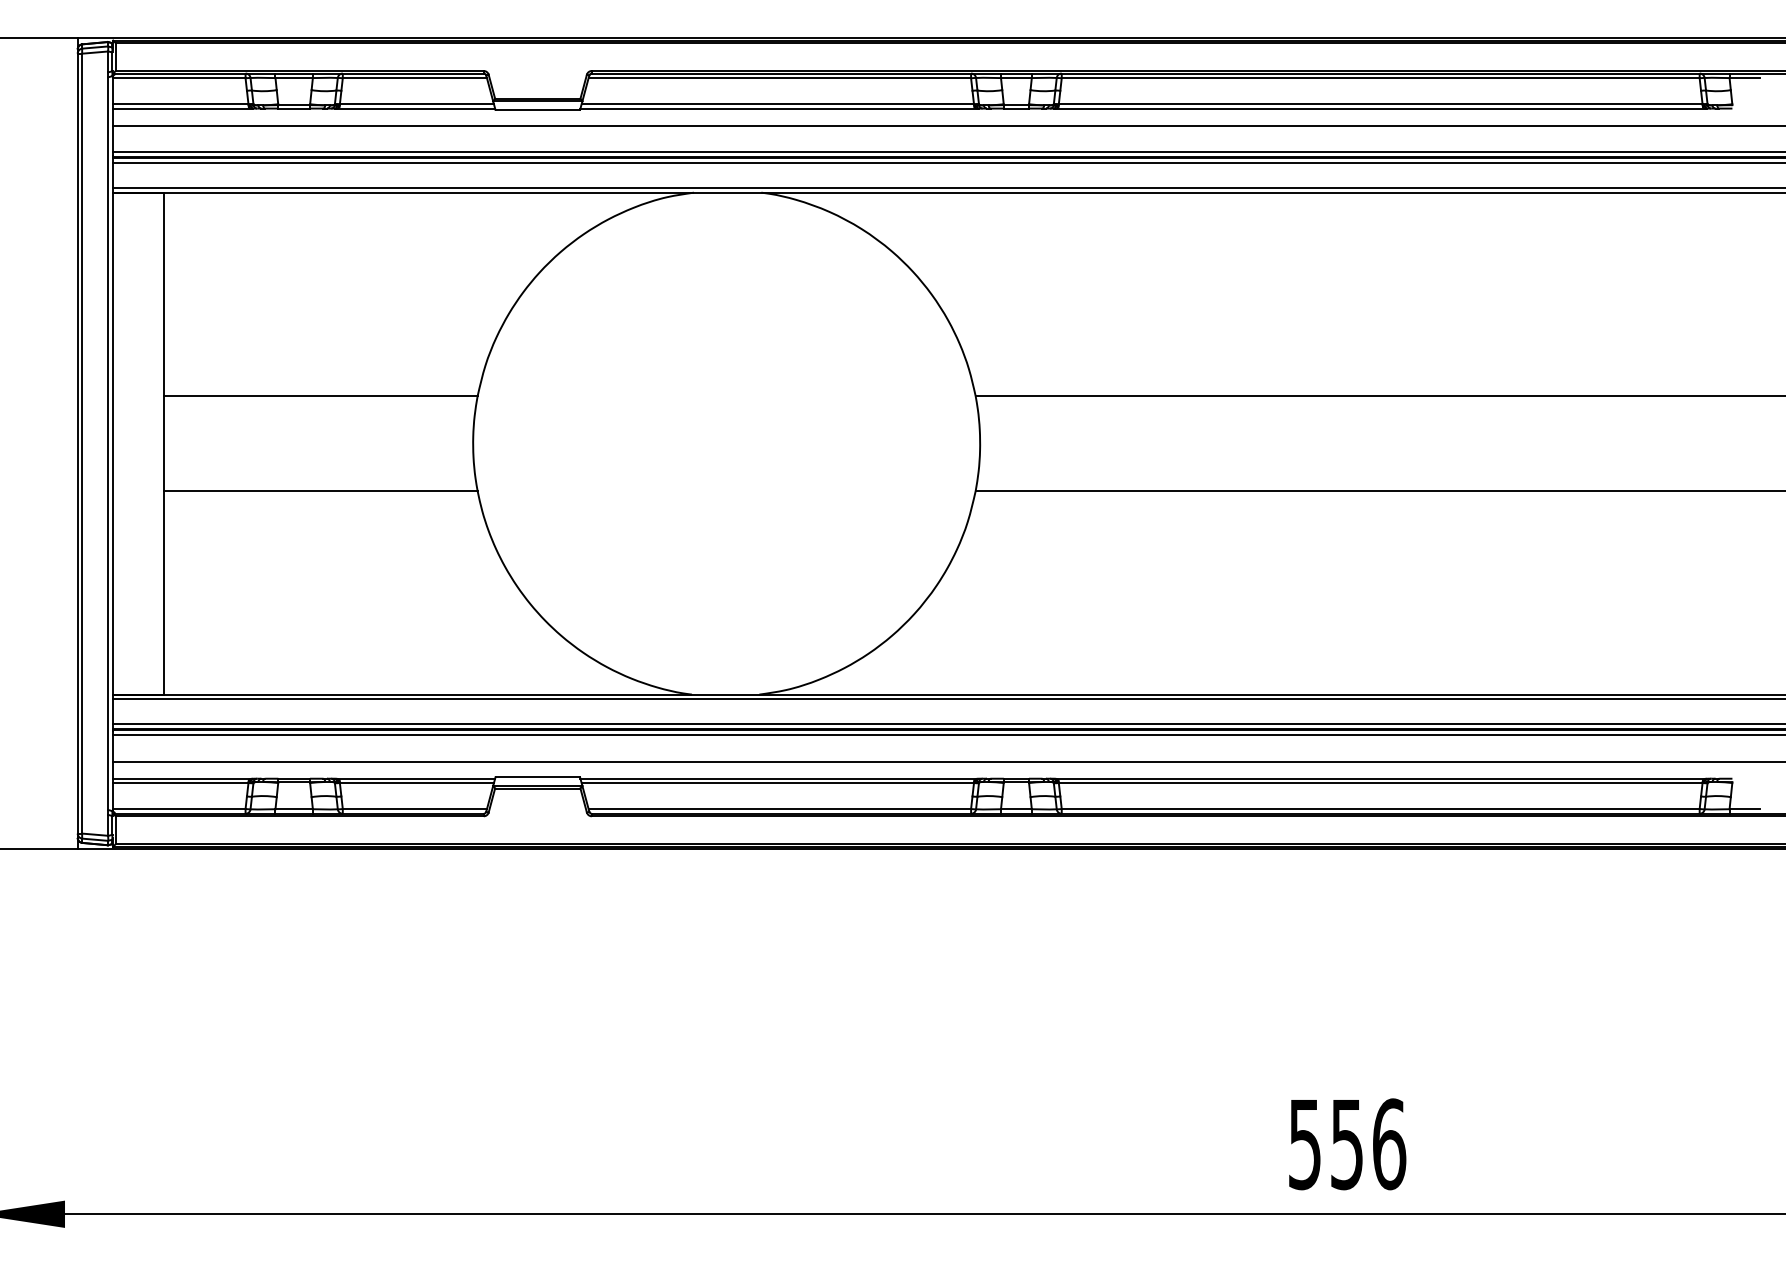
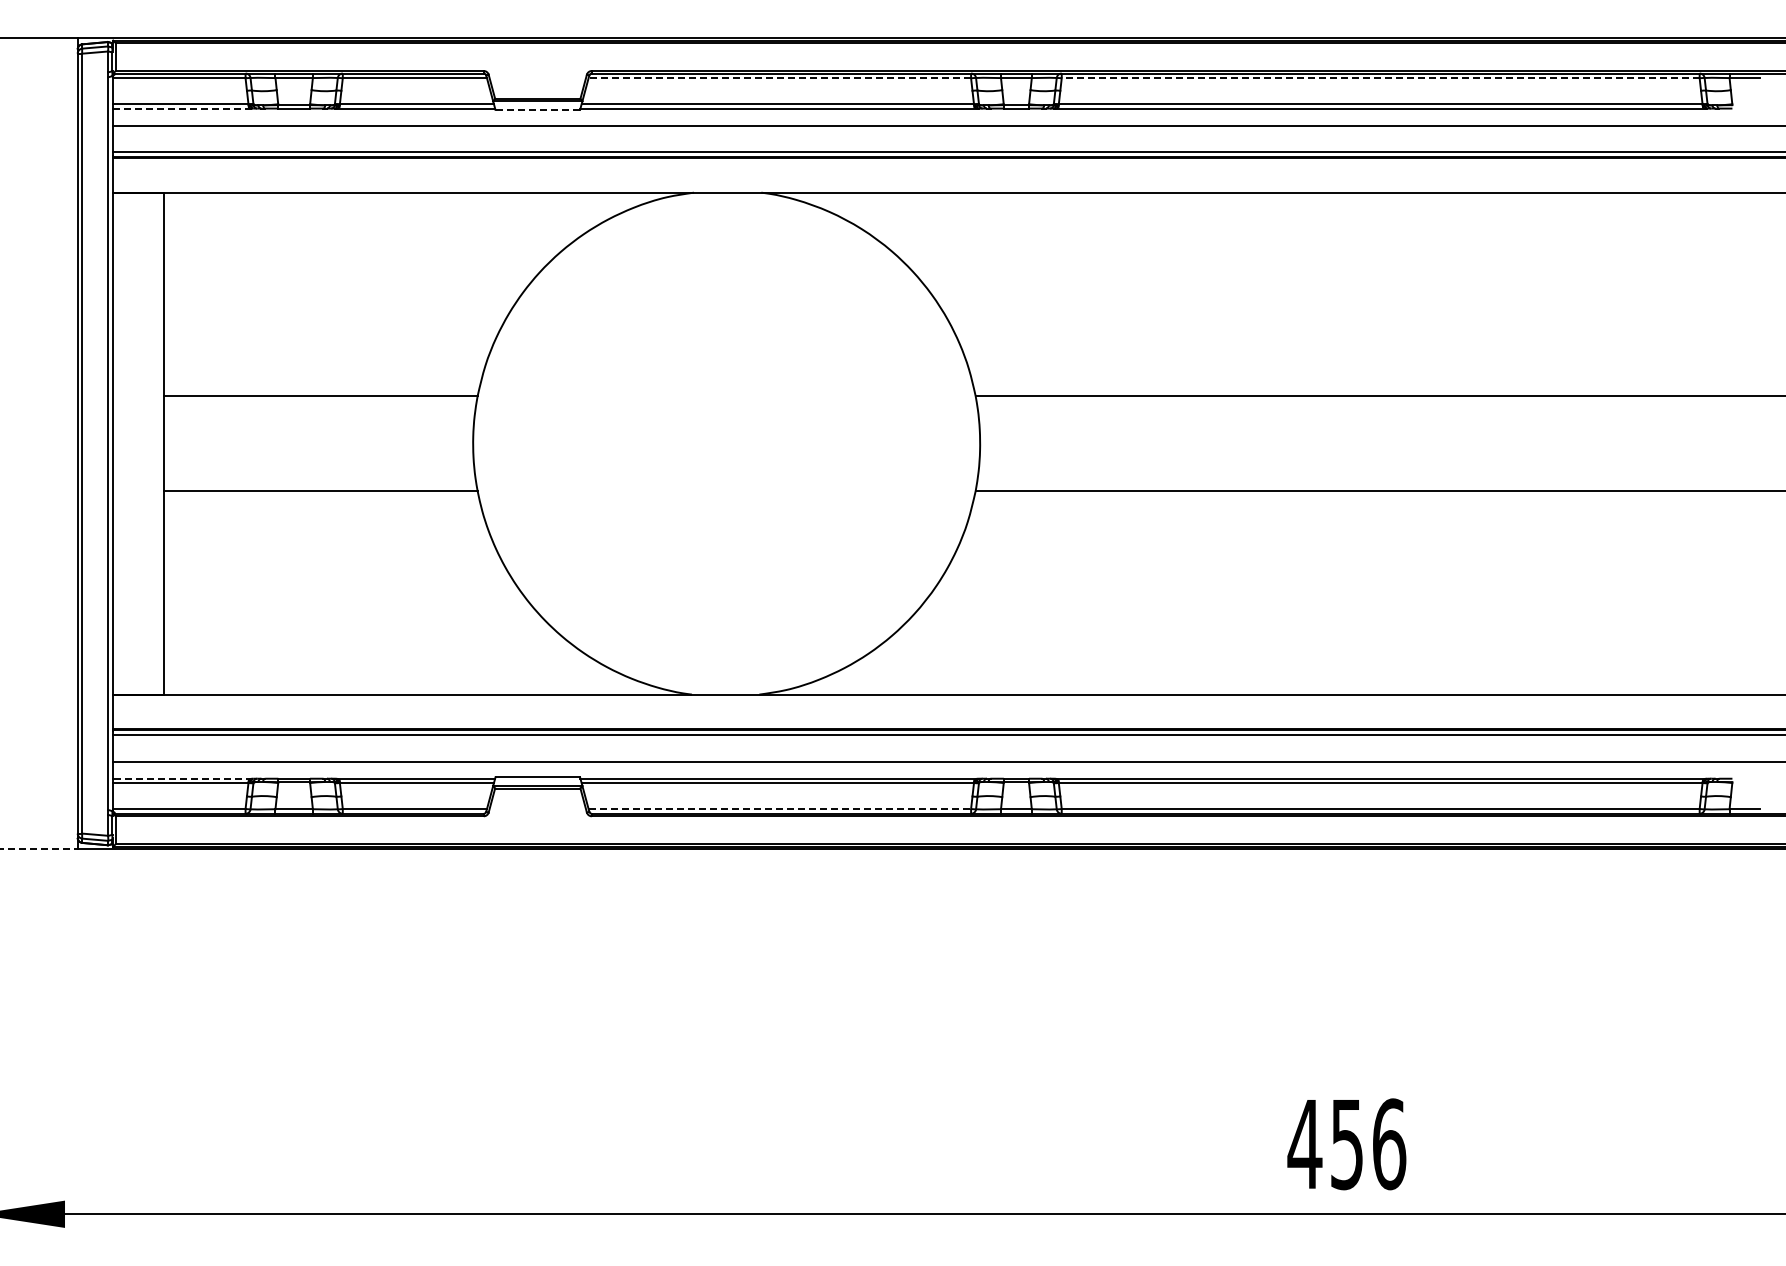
line: solid -> dashed (779, 78)
line: solid -> dashed (1380, 78)
line: solid -> dashed (183, 108)
line: solid -> dashed (537, 109)
line: present -> none (947, 163)
line: present -> none (947, 187)
line: present -> none (947, 699)
line: present -> none (947, 724)
line: solid -> dashed (183, 778)
line: solid -> dashed (780, 809)
line: solid -> dashed (39, 849)
text: 556 -> 456 (1304, 1145)
